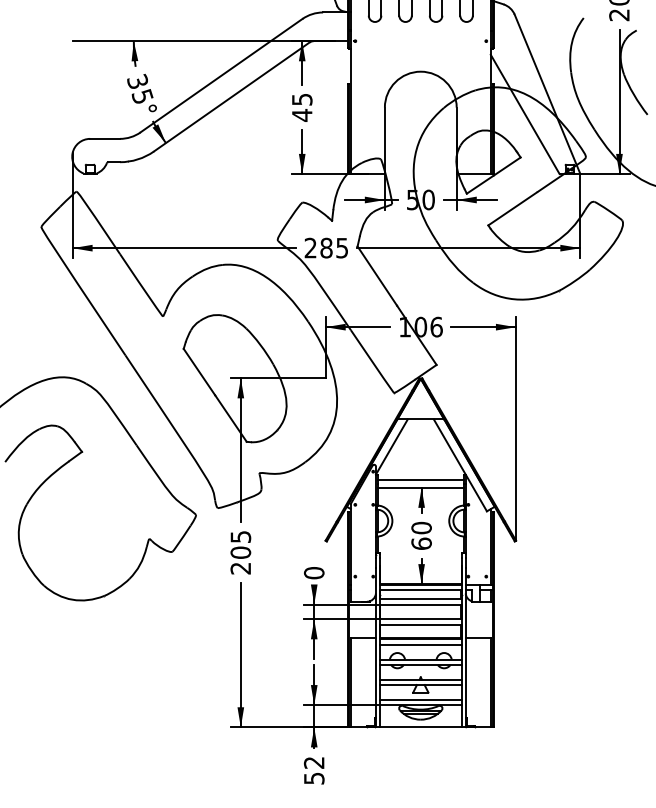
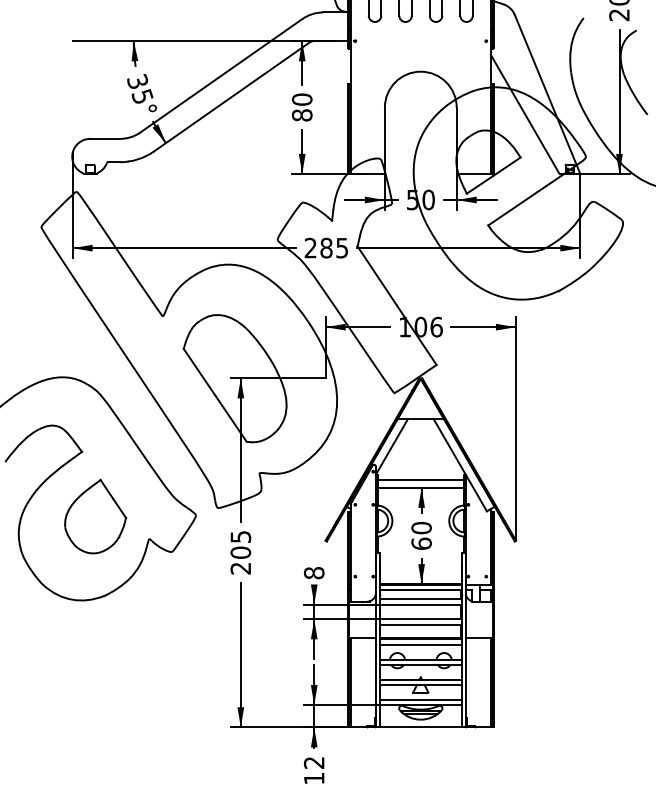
text: 45 -> 80 (301, 107)
part: none -> present (95, 516)
text: 0 -> 8 (314, 573)
text: 52 -> 12 (314, 778)
